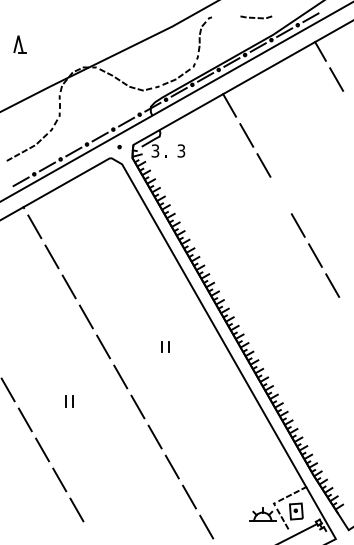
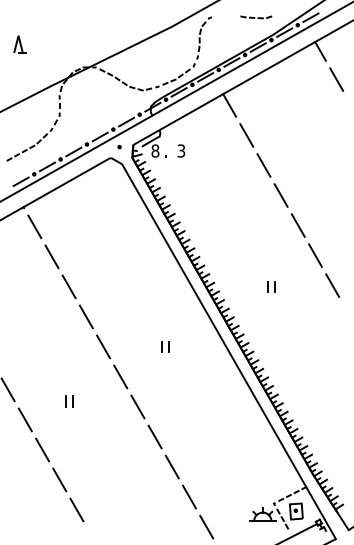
text: 3 -> 8 (155, 150)
line: none -> present (280, 195)
part: none -> present (271, 286)
